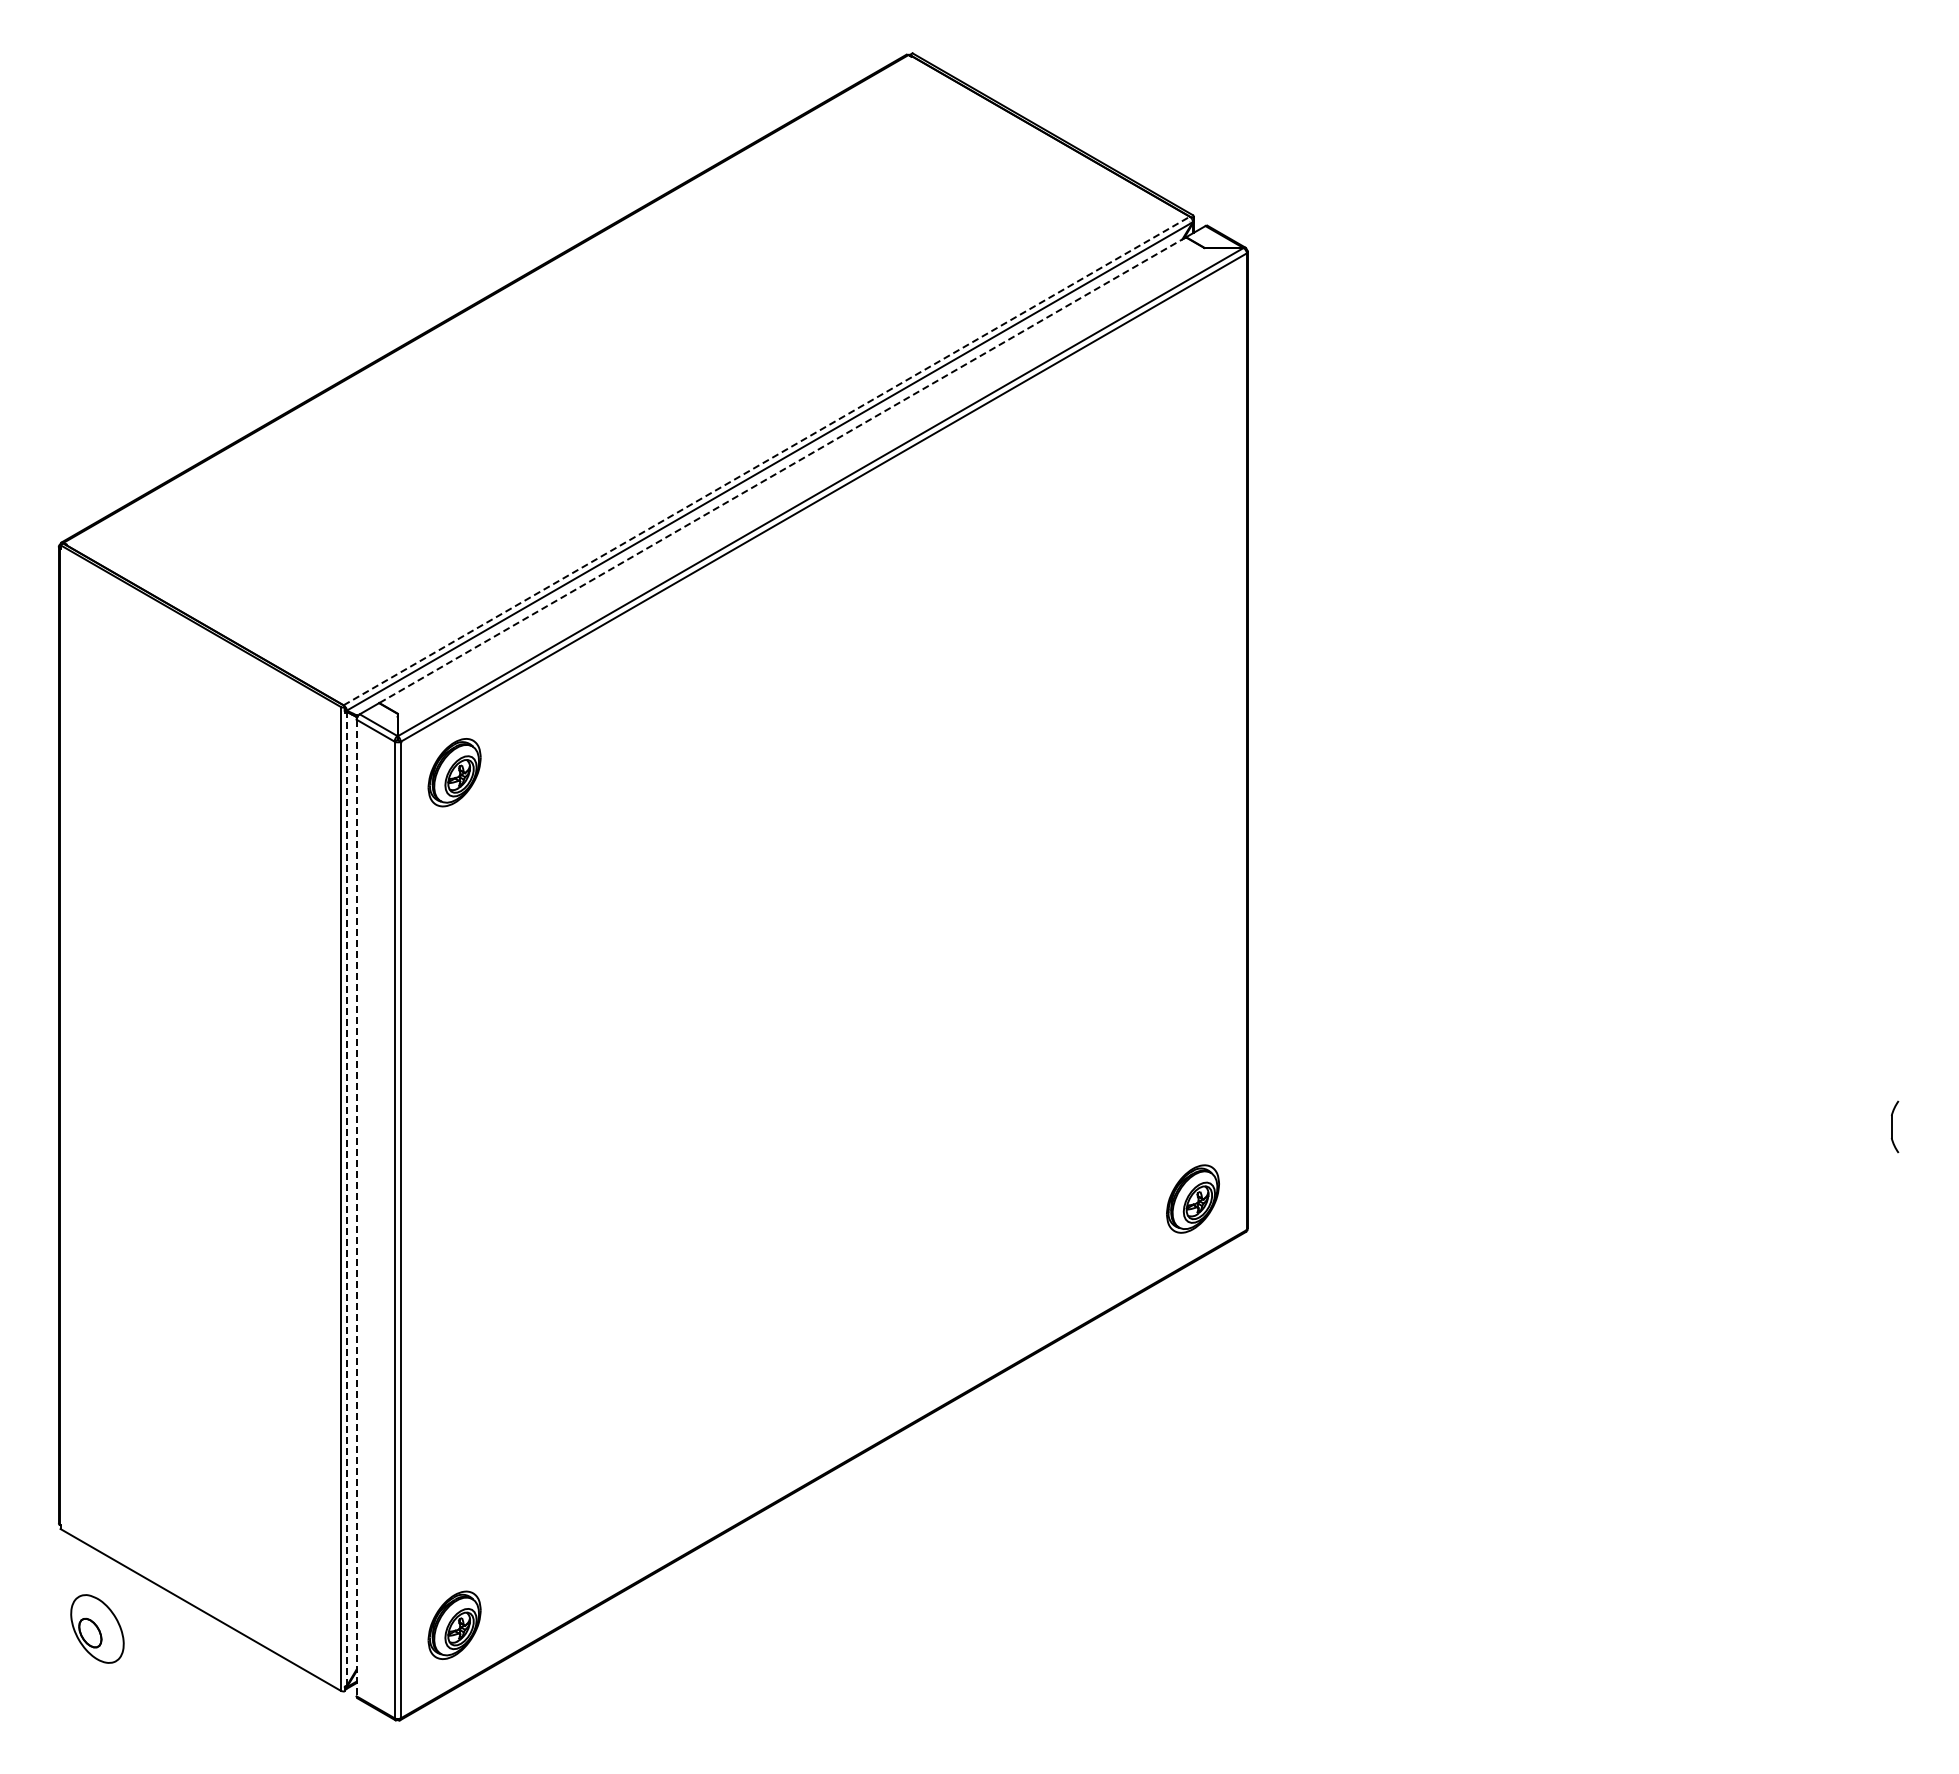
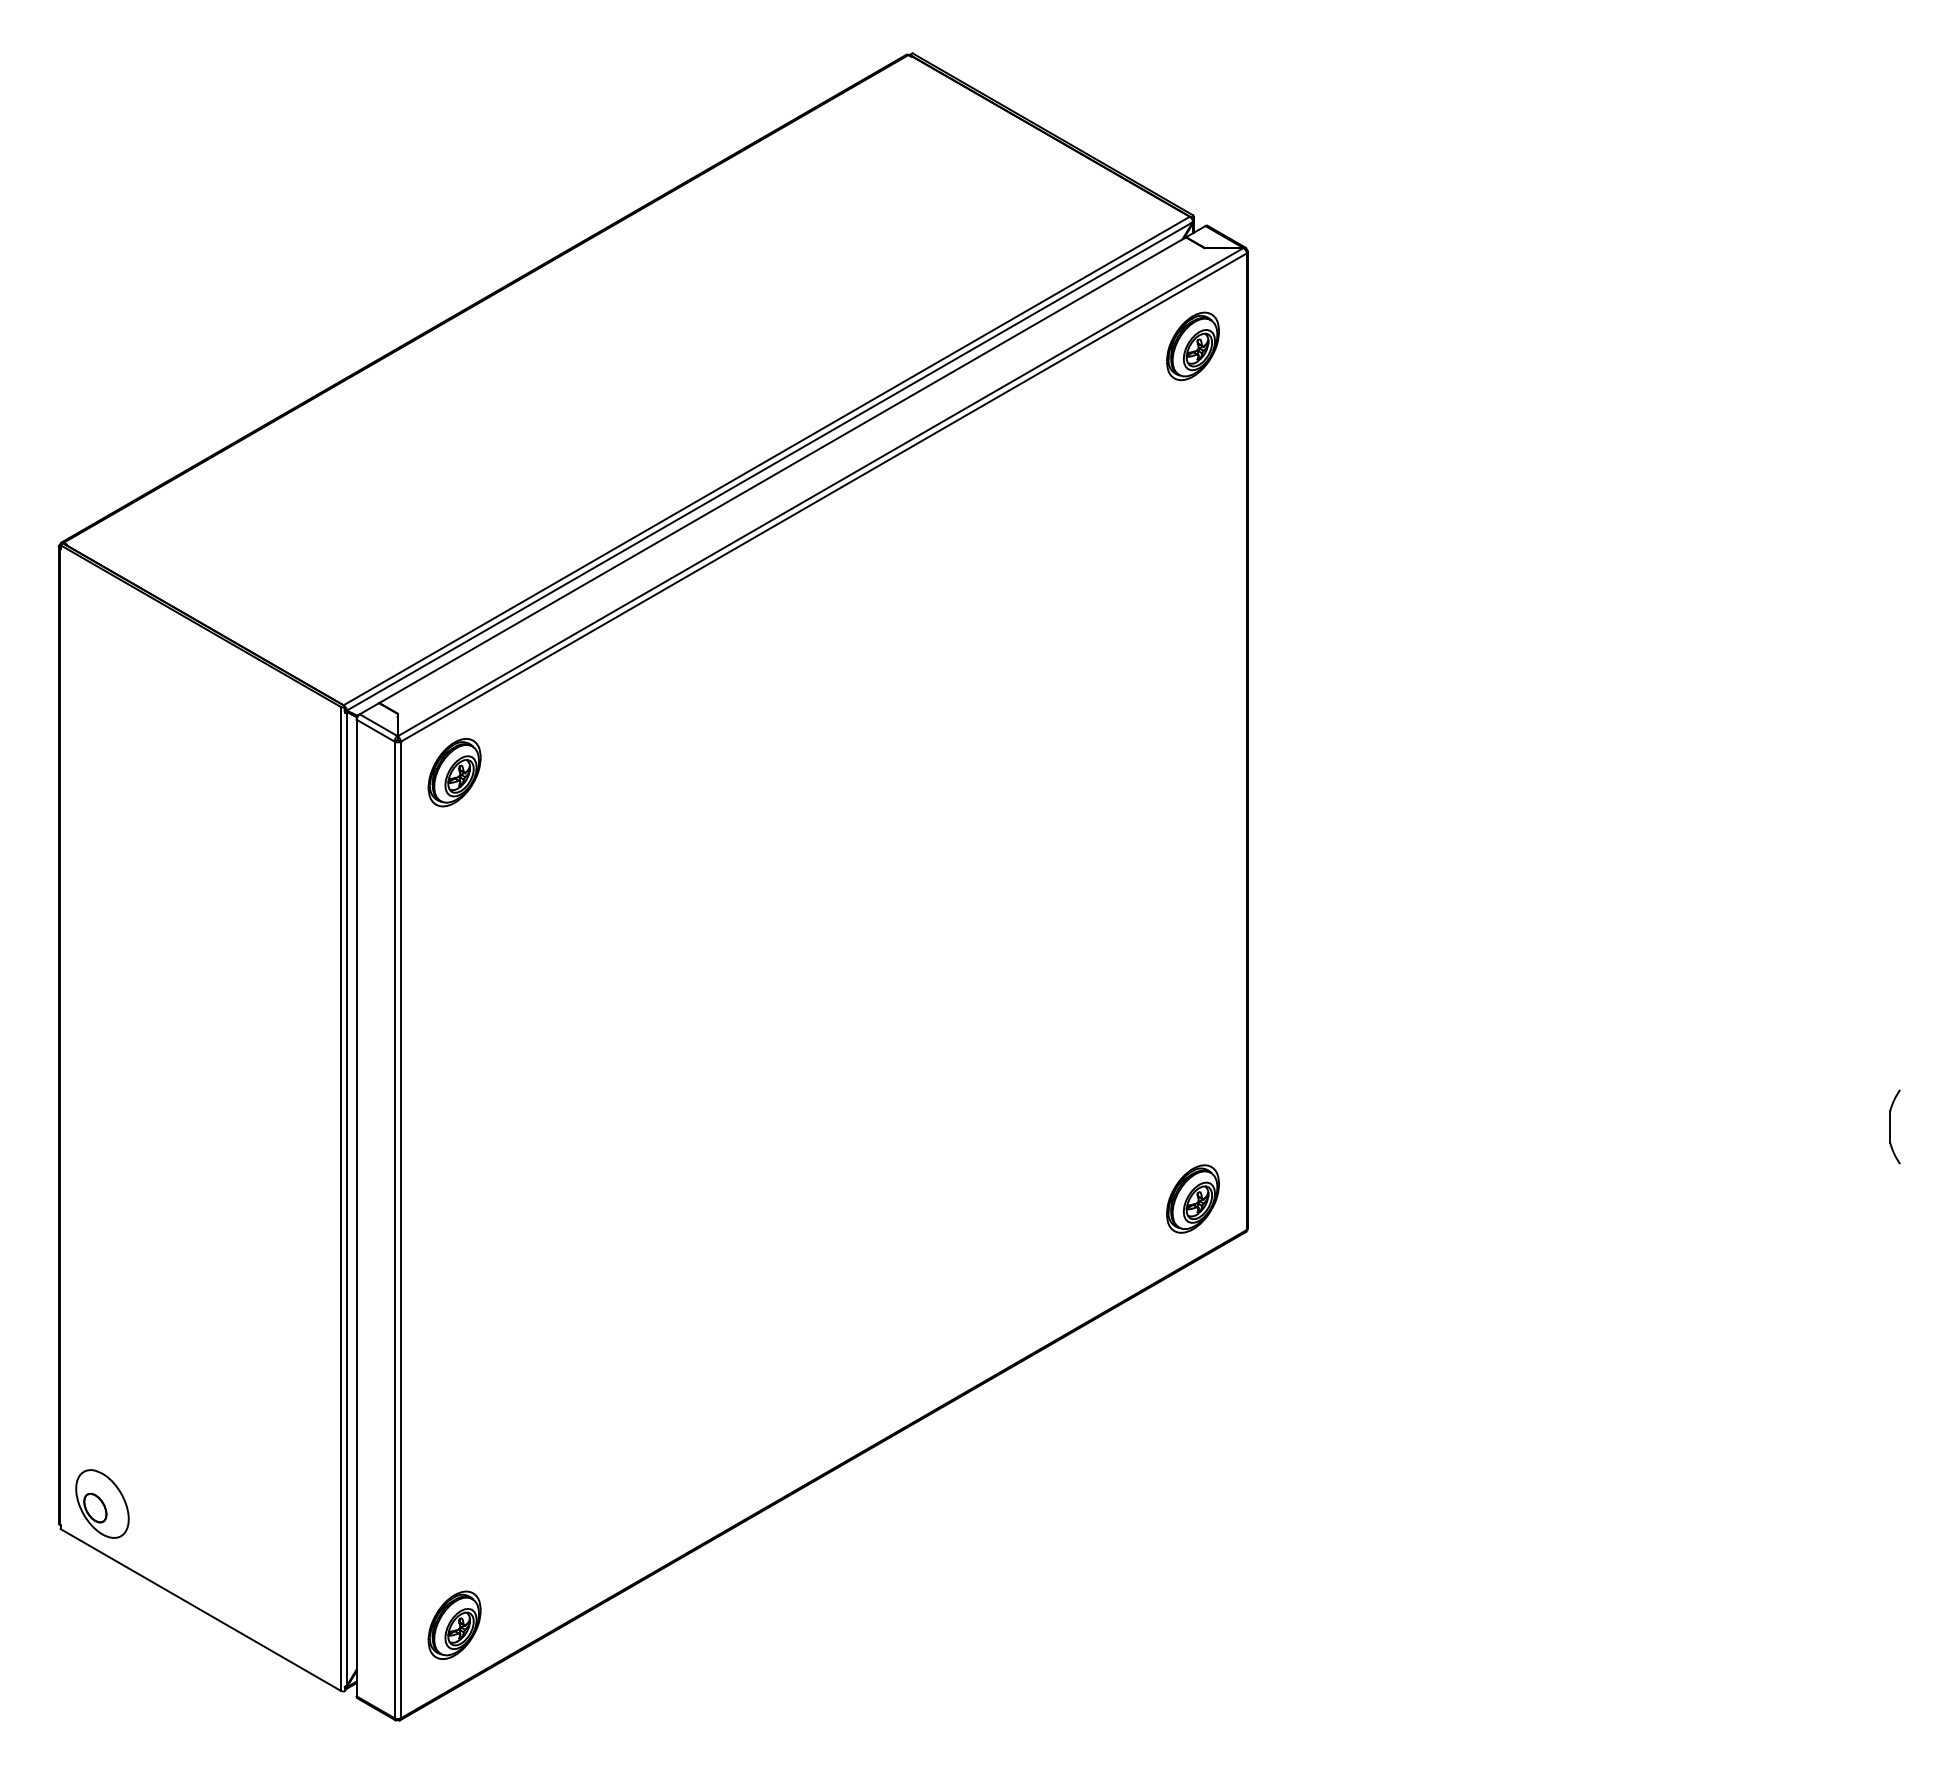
part: none -> present (1192, 346)
line: dashed -> solid (766, 461)
line: dashed -> solid (782, 470)
part size: 9x54 px -> 12x76 px (1894, 1126)
line: dashed -> solid (347, 1198)
line: dashed -> solid (356, 1208)
part position: (97, 1628) -> (102, 1503) (102, 1503)
